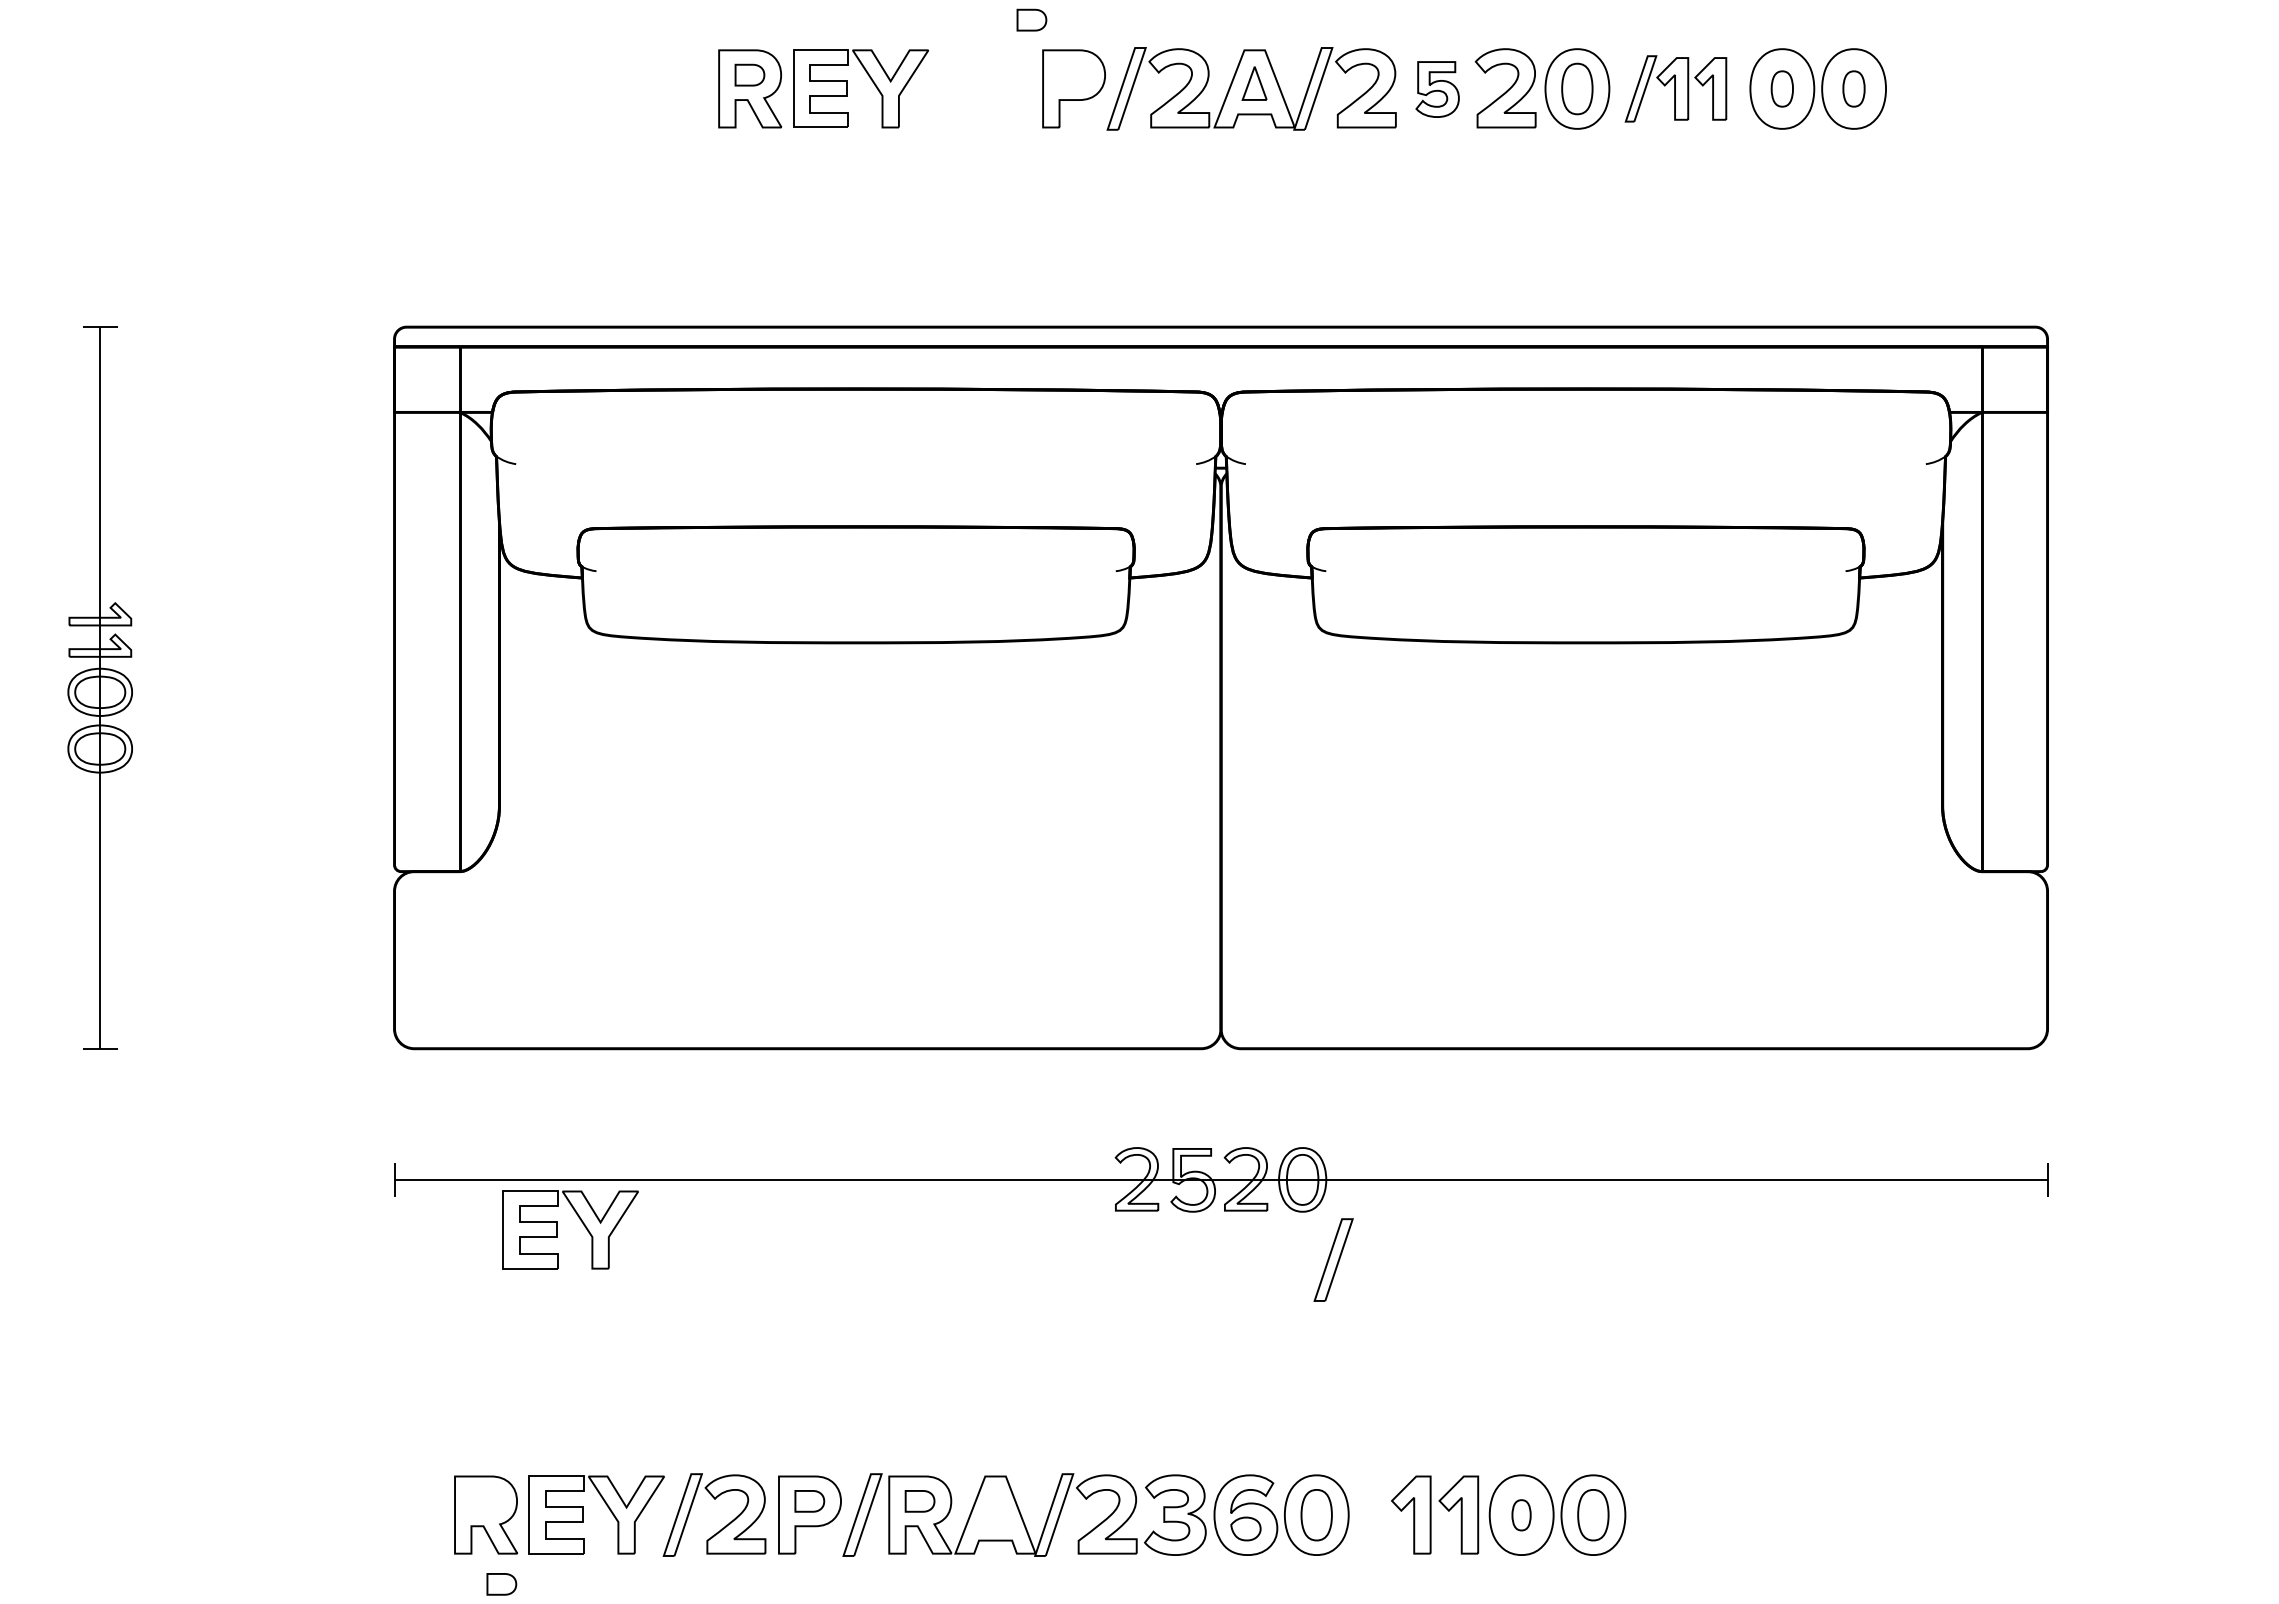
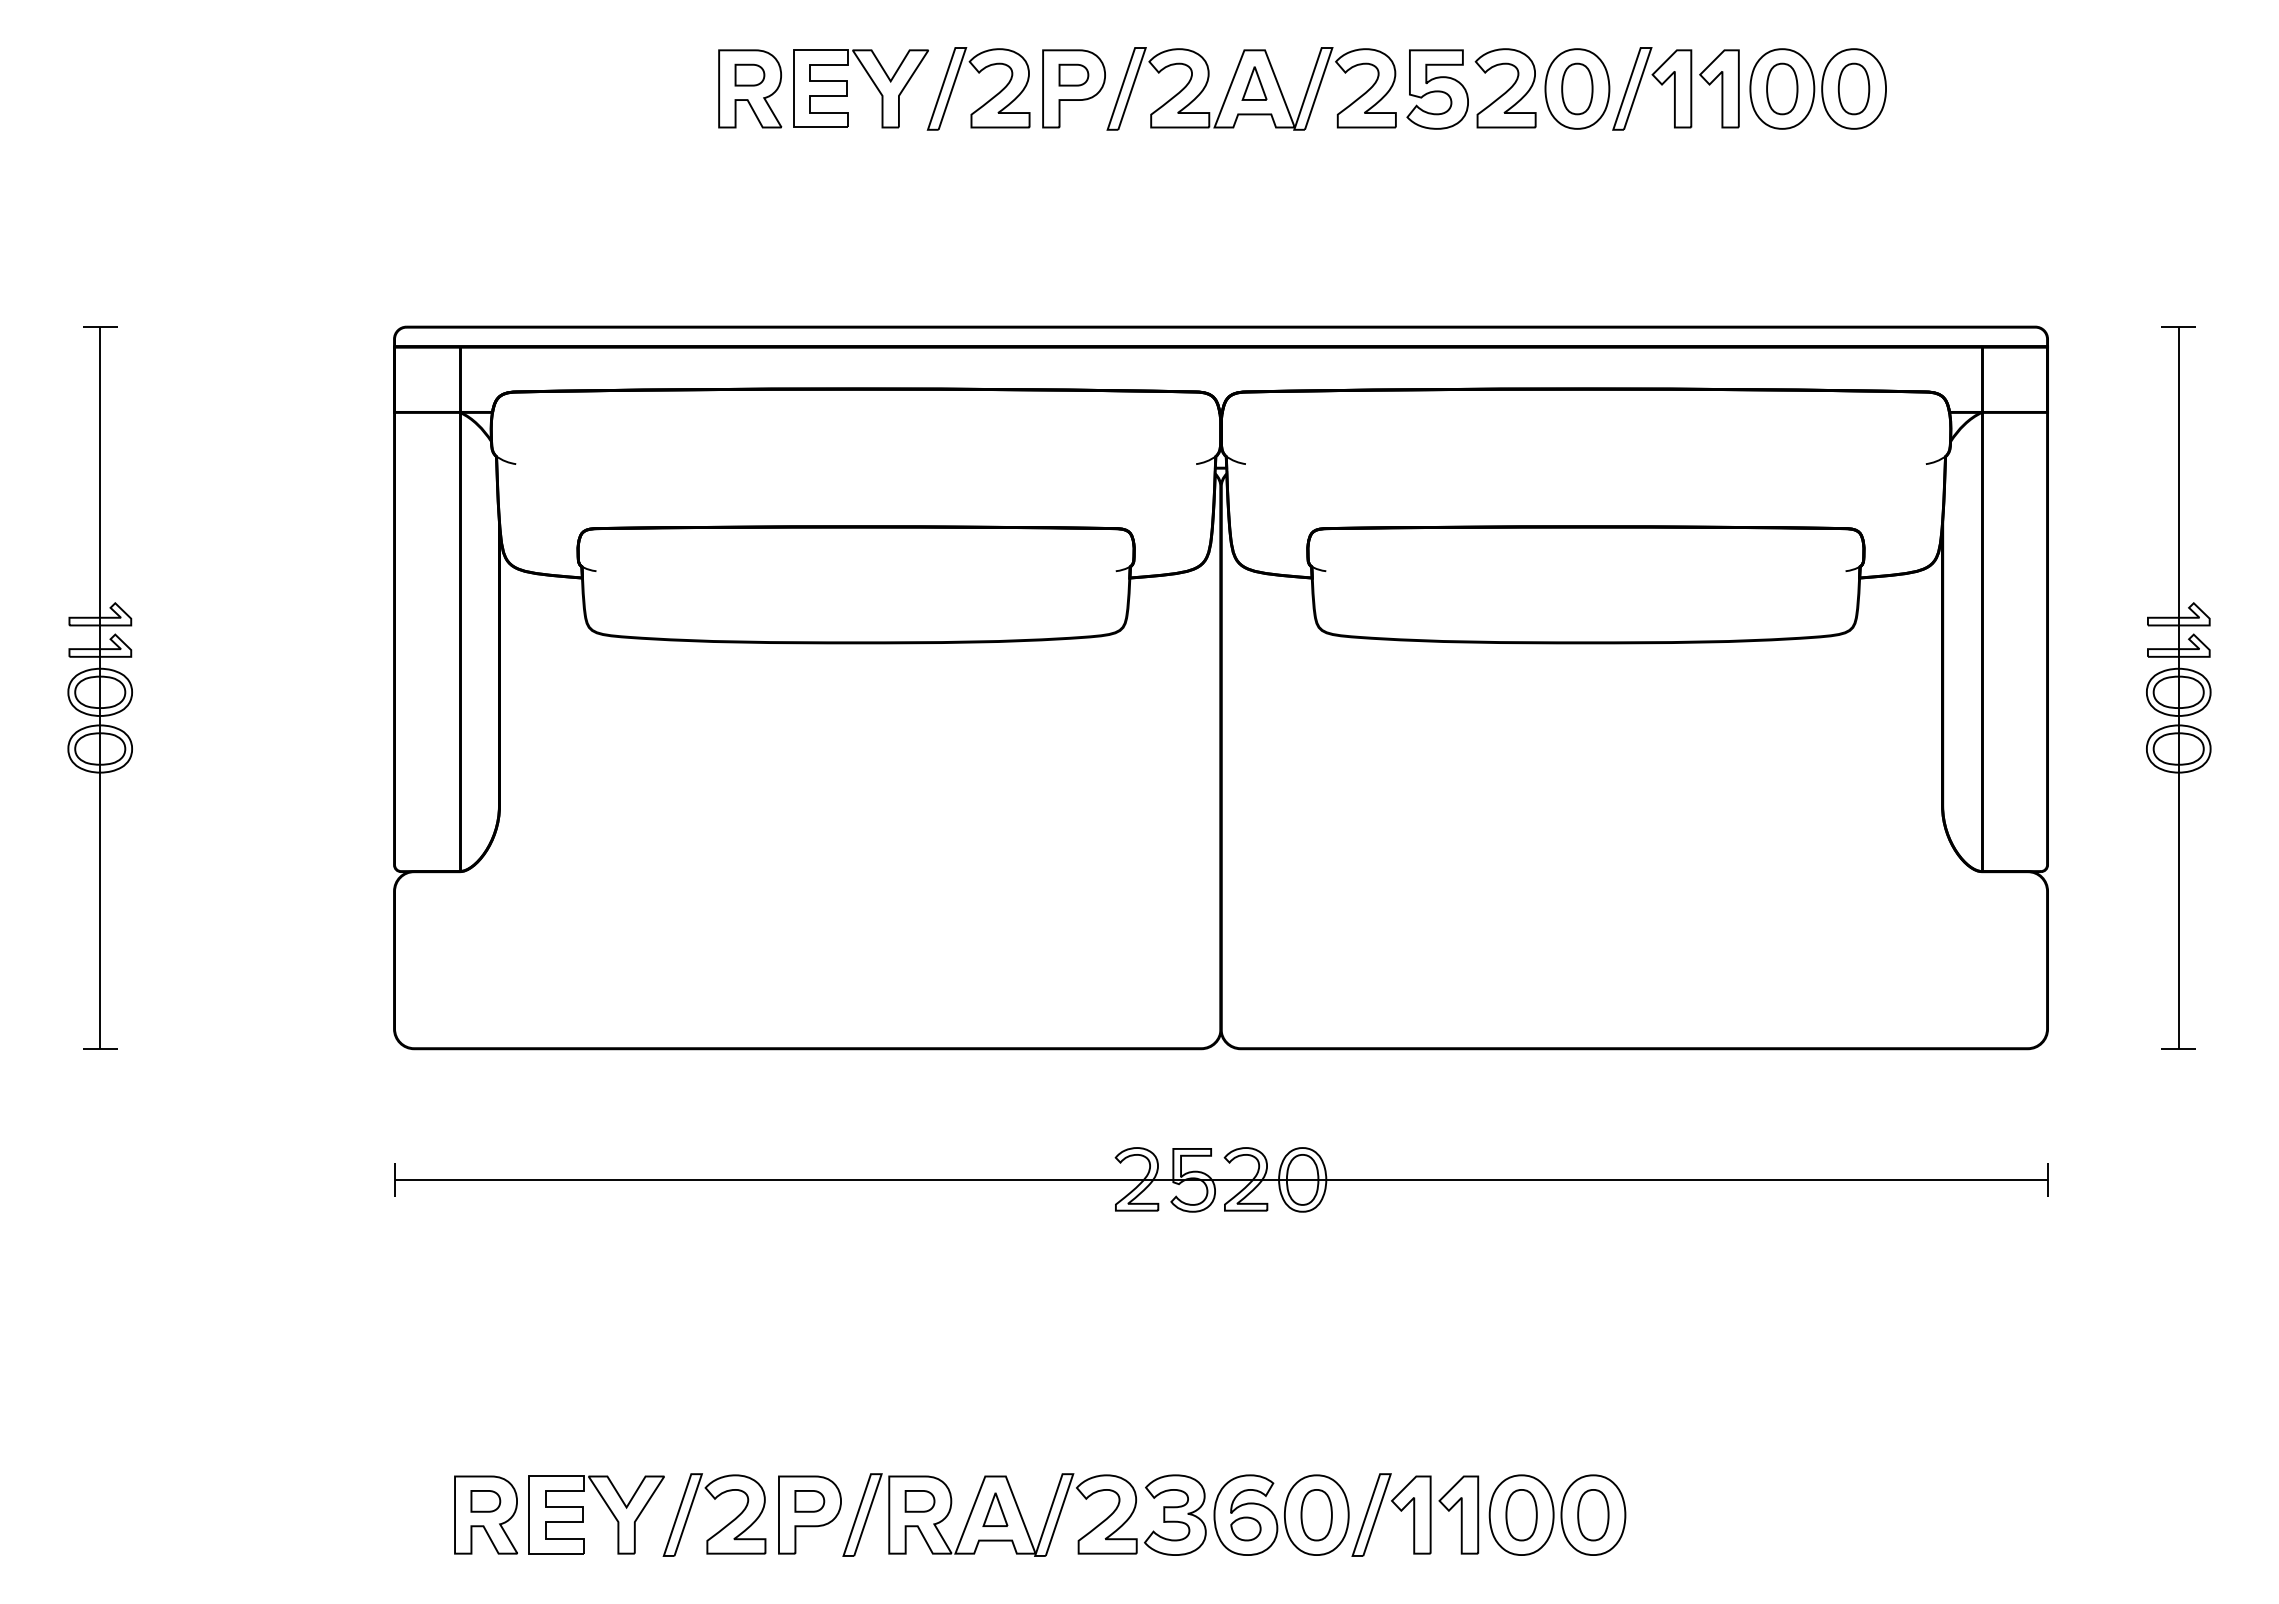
part position: (1031, 19) -> (1073, 74) (1073, 74)
part: none -> present (978, 73)
part size: 104x68 px -> 128x84 px (1675, 88)
part size: 24x38 px -> 33x54 px (1782, 88)
part size: 24x38 px -> 34x54 px (1853, 88)
part size: 45x57 px -> 63x81 px (1437, 89)
part: none -> present (2178, 687)
part: present -> none (557, 1229)
part position: (1333, 1259) -> (1371, 1514) (1371, 1514)
part: none -> present (995, 1509)
part size: 21x33 px -> 33x53 px (1521, 1515)
part position: (501, 1584) -> (485, 1501) (485, 1501)
